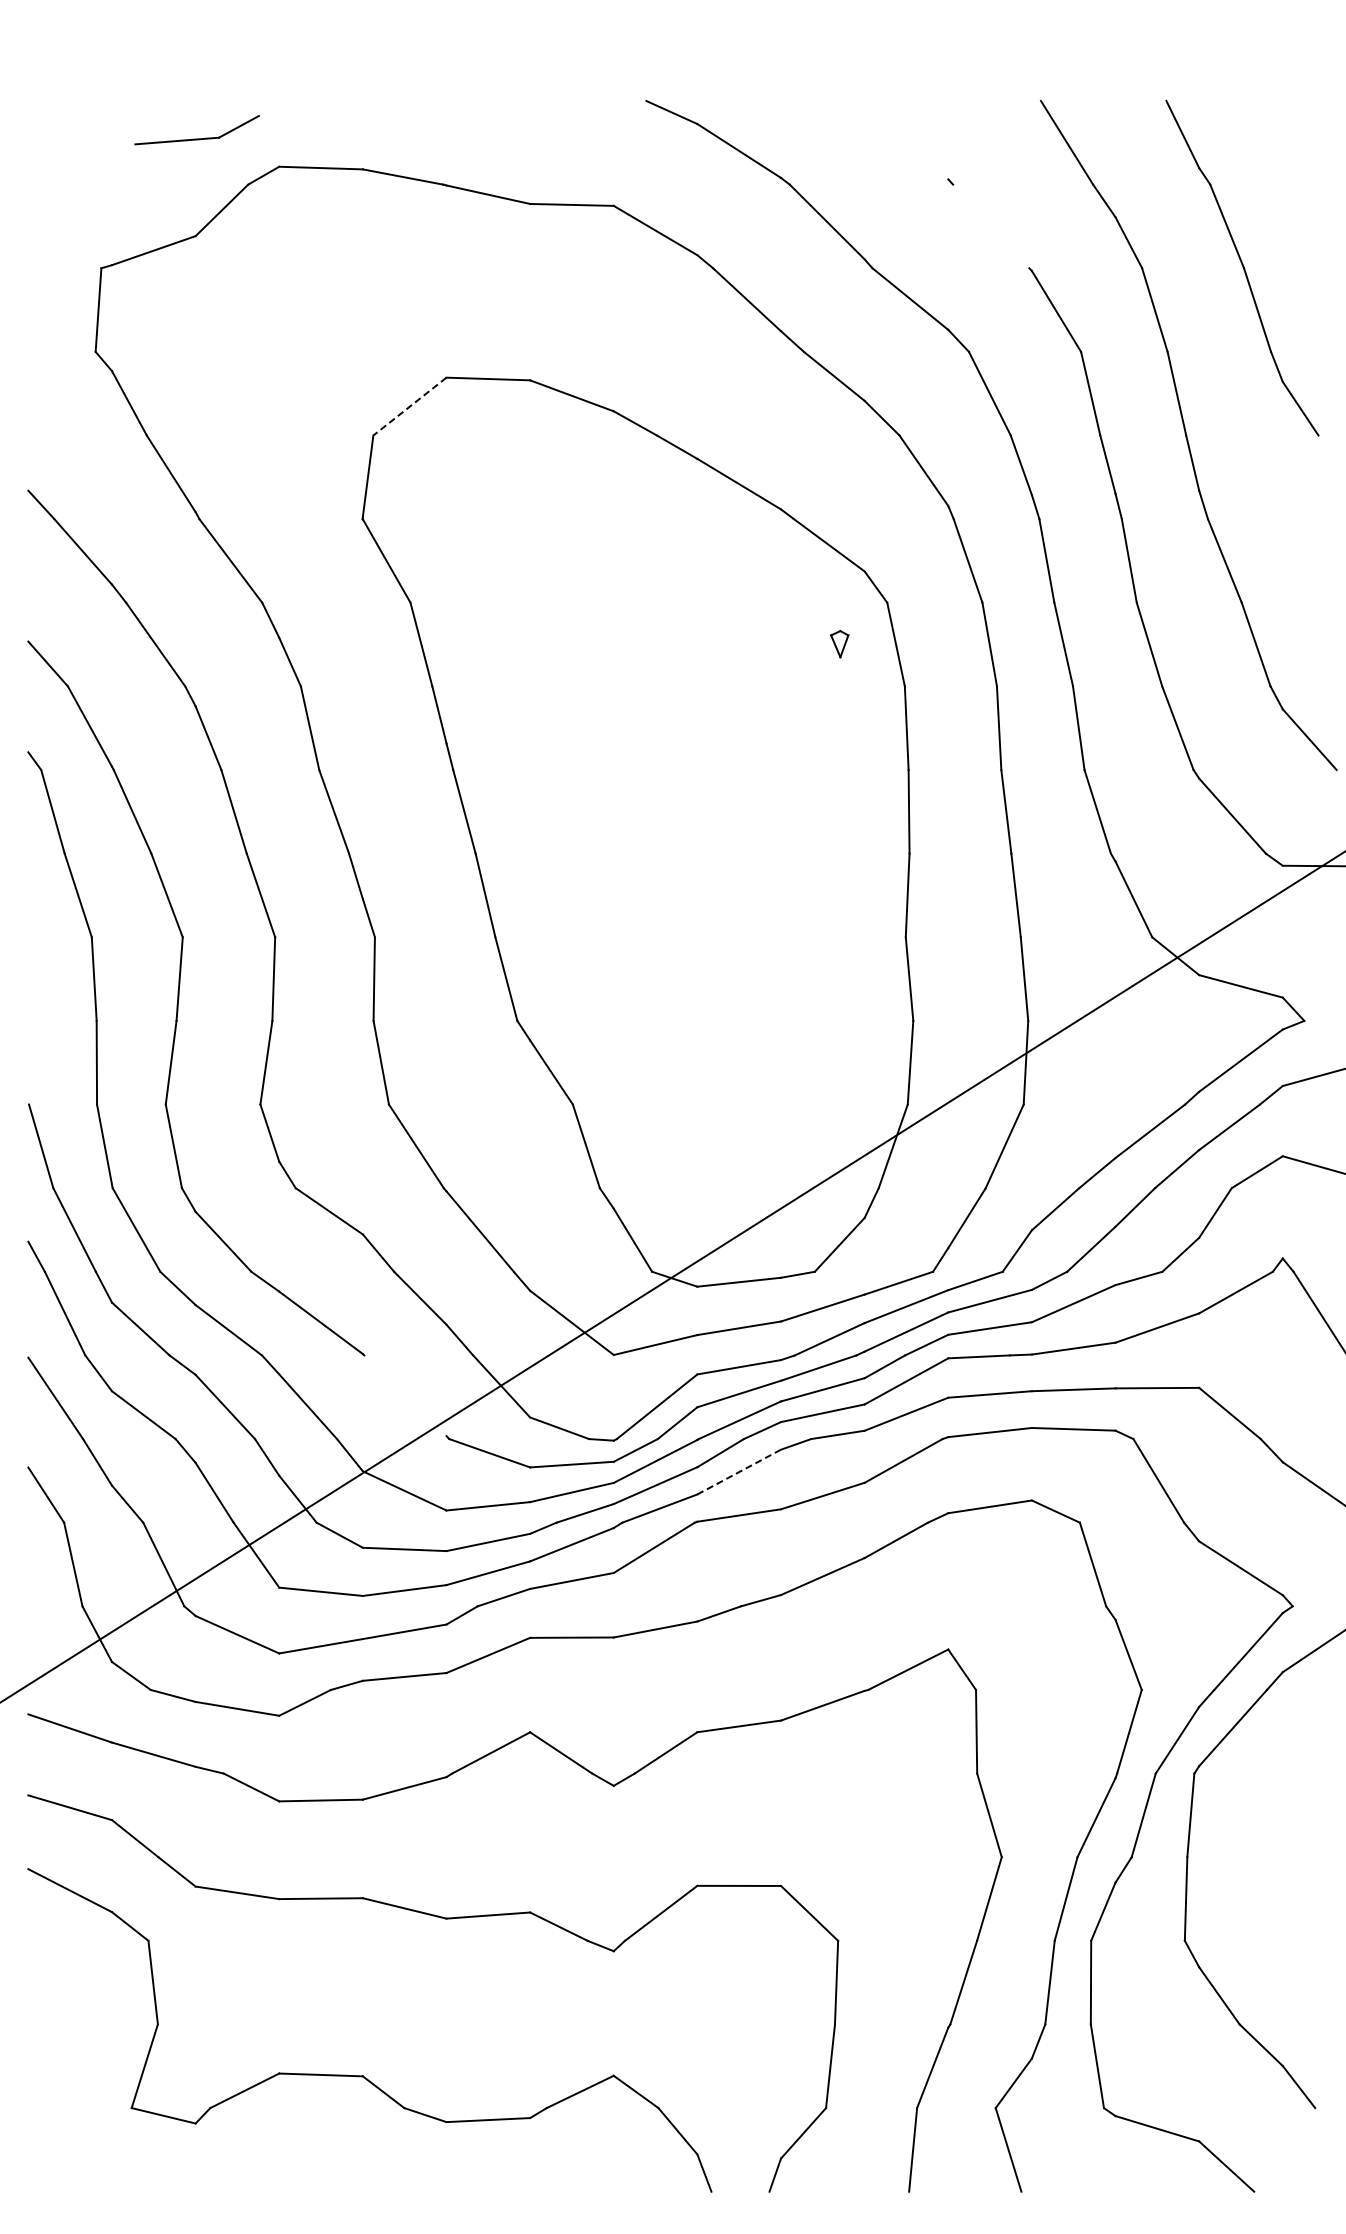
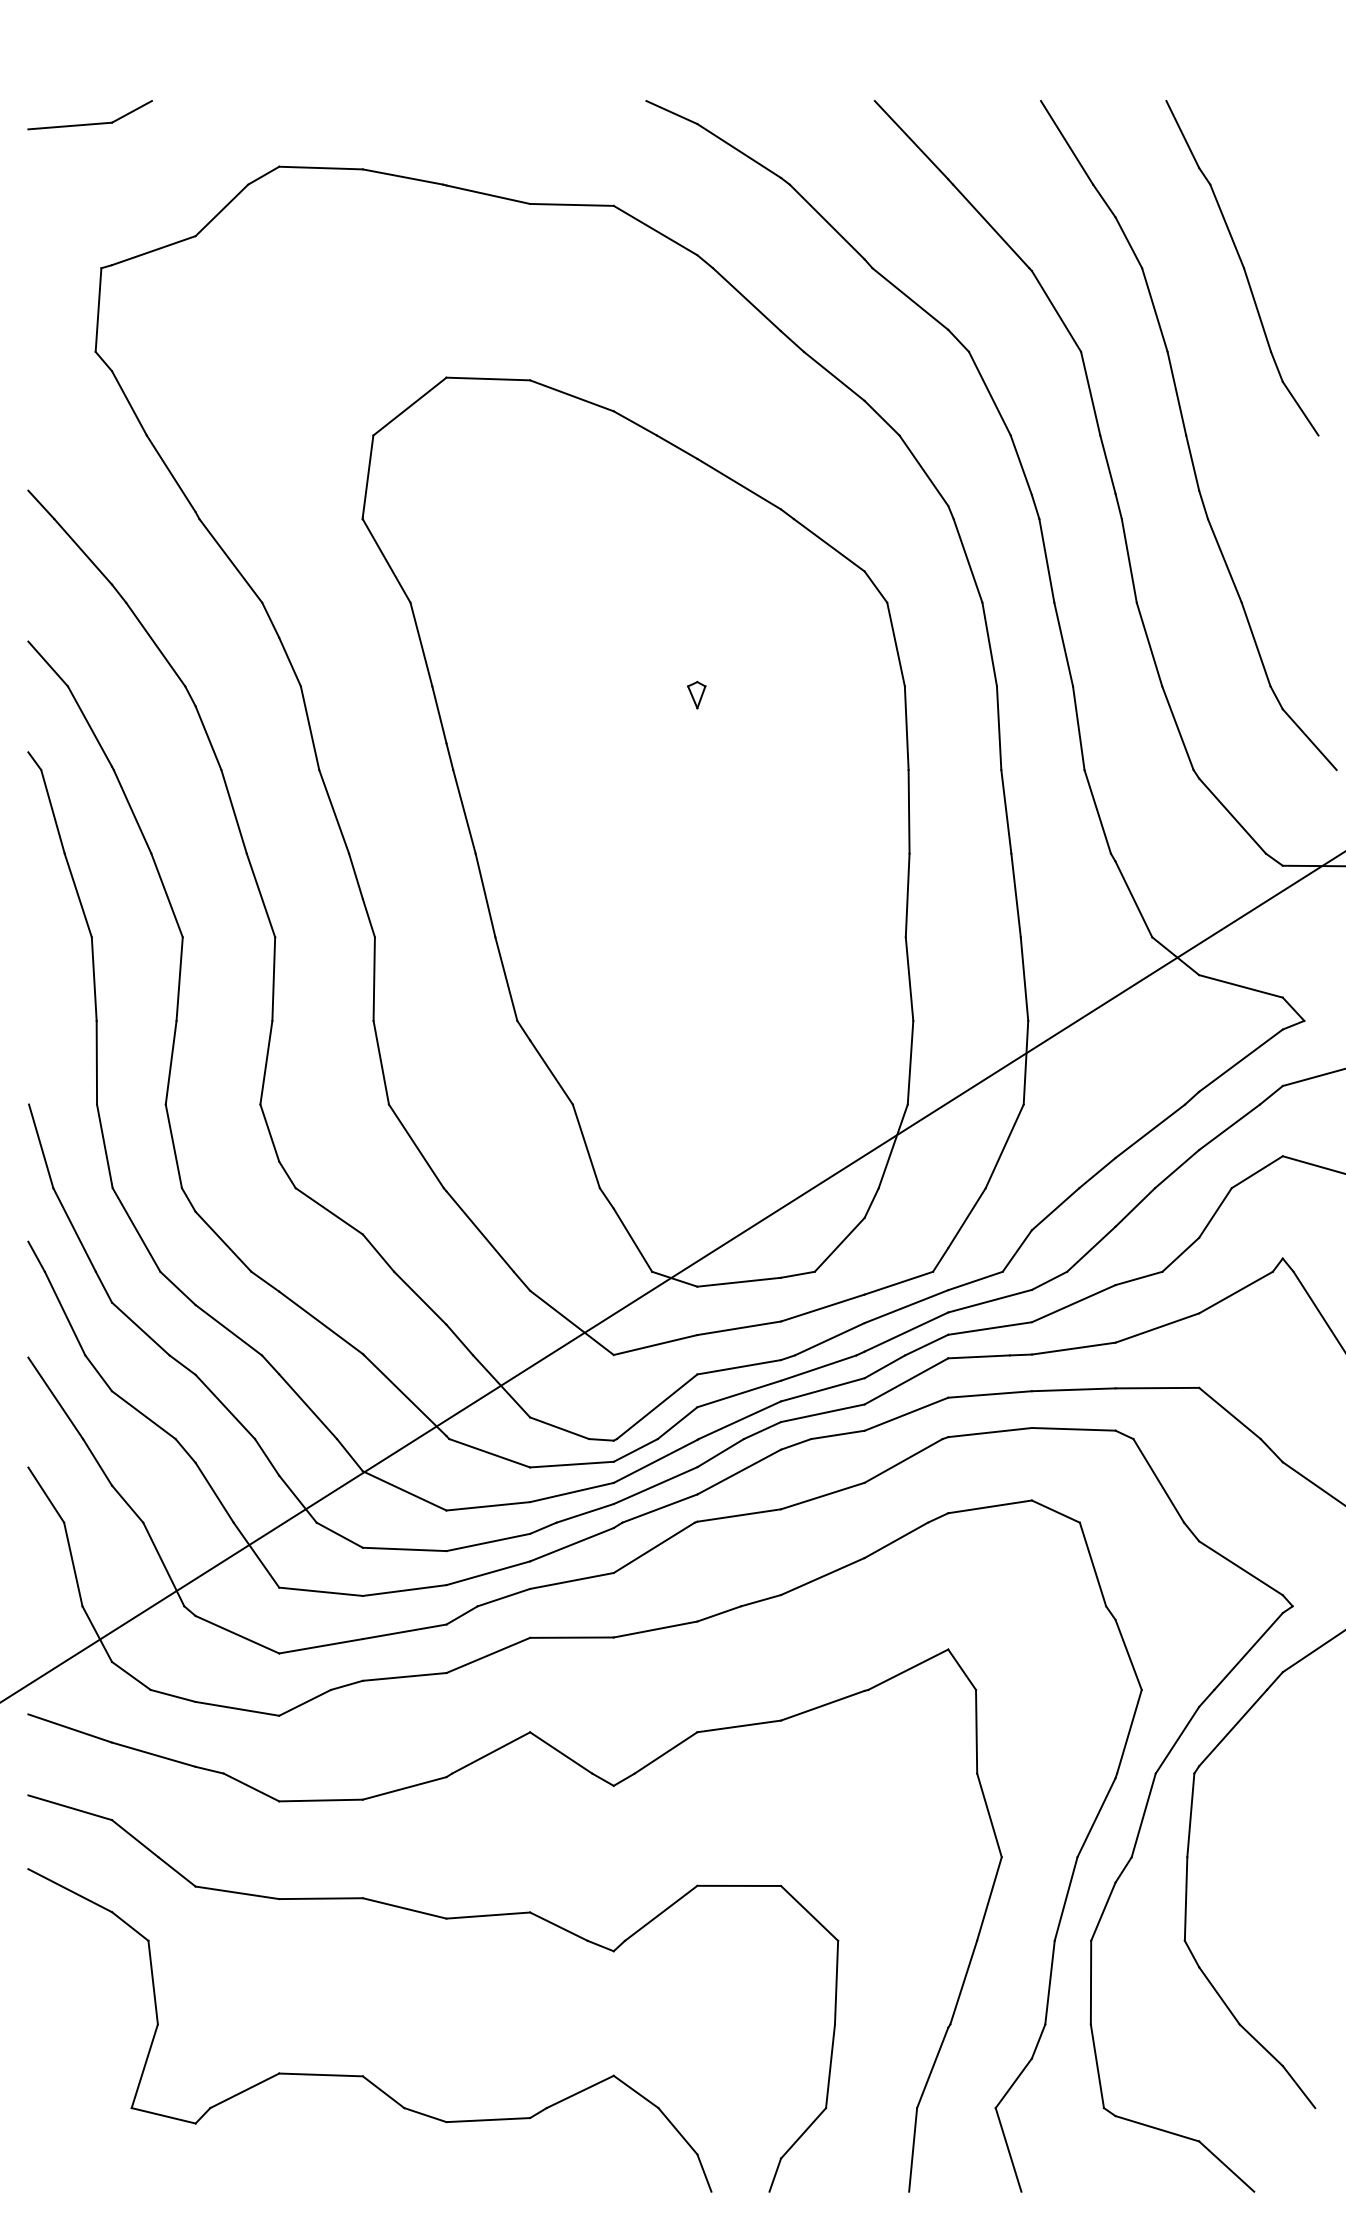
part position: (196, 138) -> (89, 123) (89, 123)
line: none -> present (911, 140)
line: none -> present (991, 226)
line: dashed -> solid (409, 406)
part position: (839, 644) -> (696, 695) (696, 695)
line: none -> present (405, 1395)
line: dashed -> solid (738, 1472)
